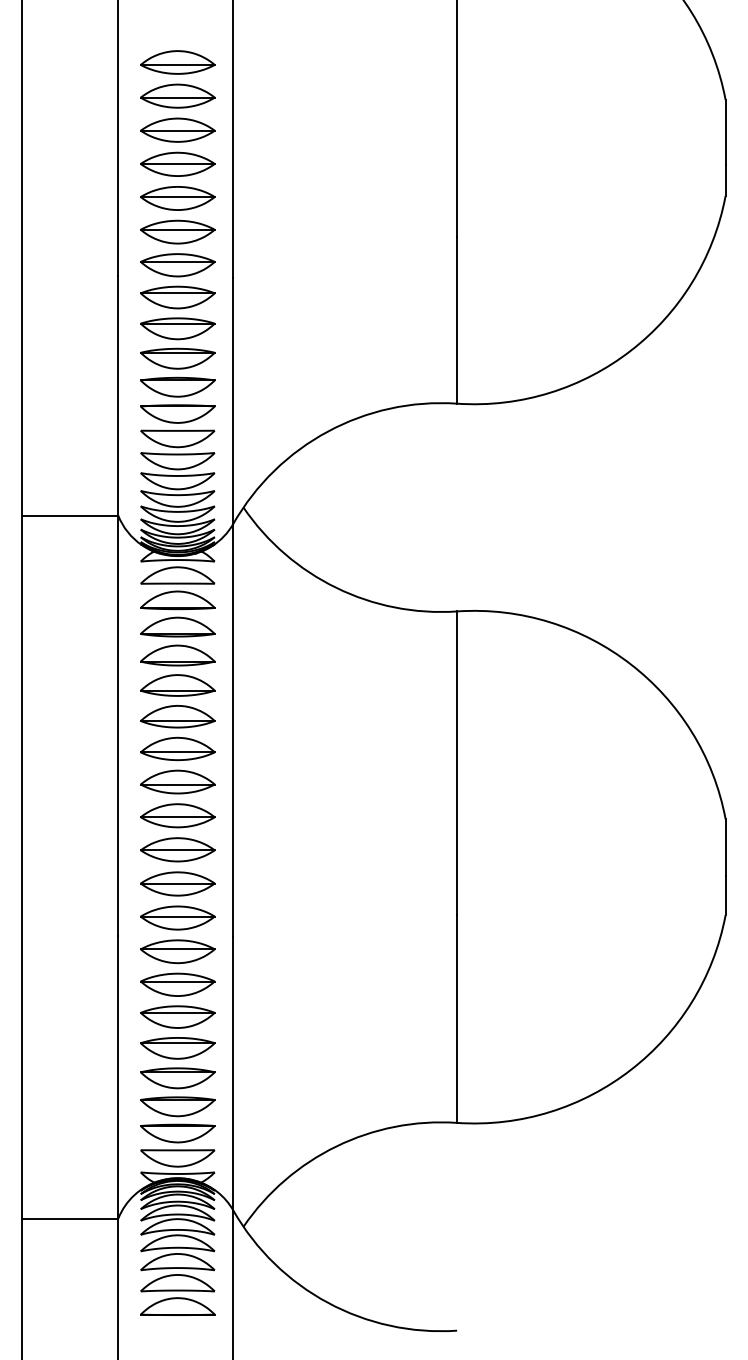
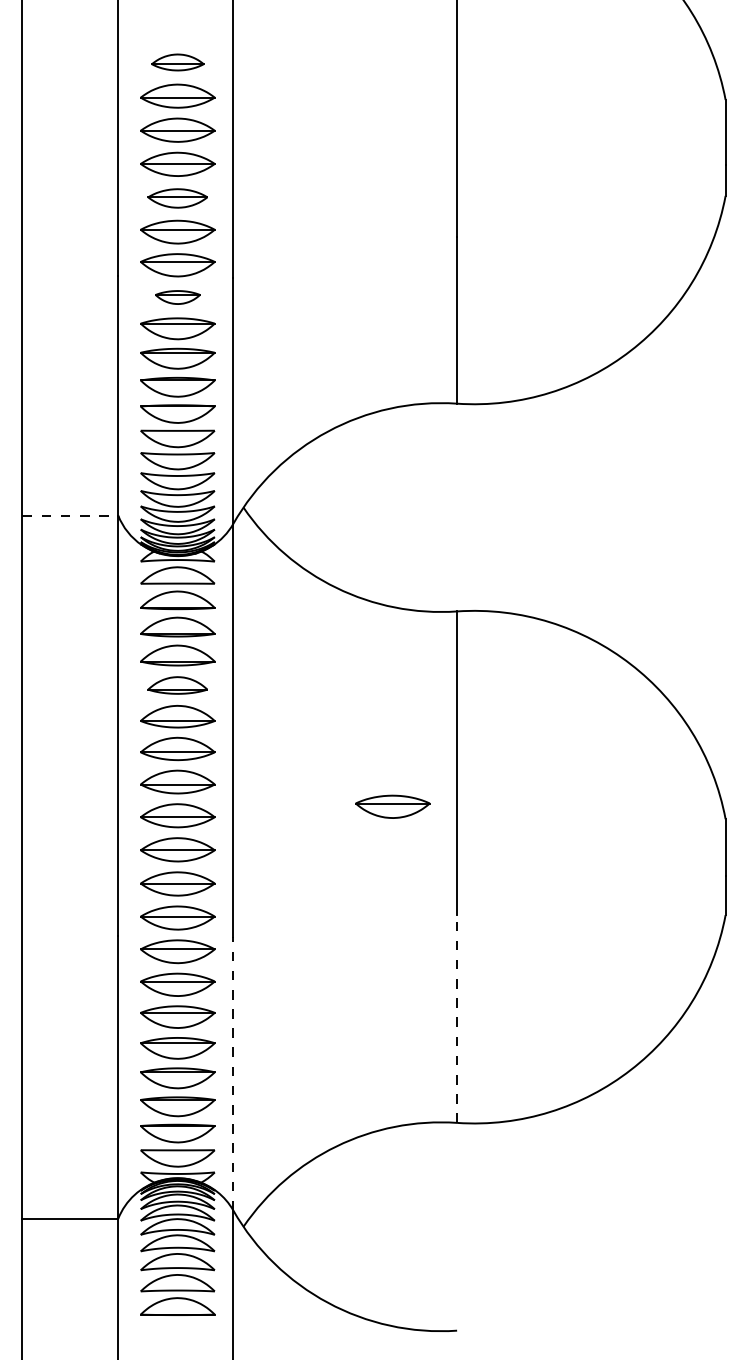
part size: 76x25 px -> 54x19 px (177, 62)
part size: 76x25 px -> 61x21 px (177, 198)
part size: 76x25 px -> 46x15 px (177, 297)
line: solid -> dashed (70, 515)
part size: 76x23 px -> 61x19 px (177, 685)
part: none -> present (392, 806)
line: solid -> dashed (457, 1018)
line: solid -> dashed (233, 1073)
